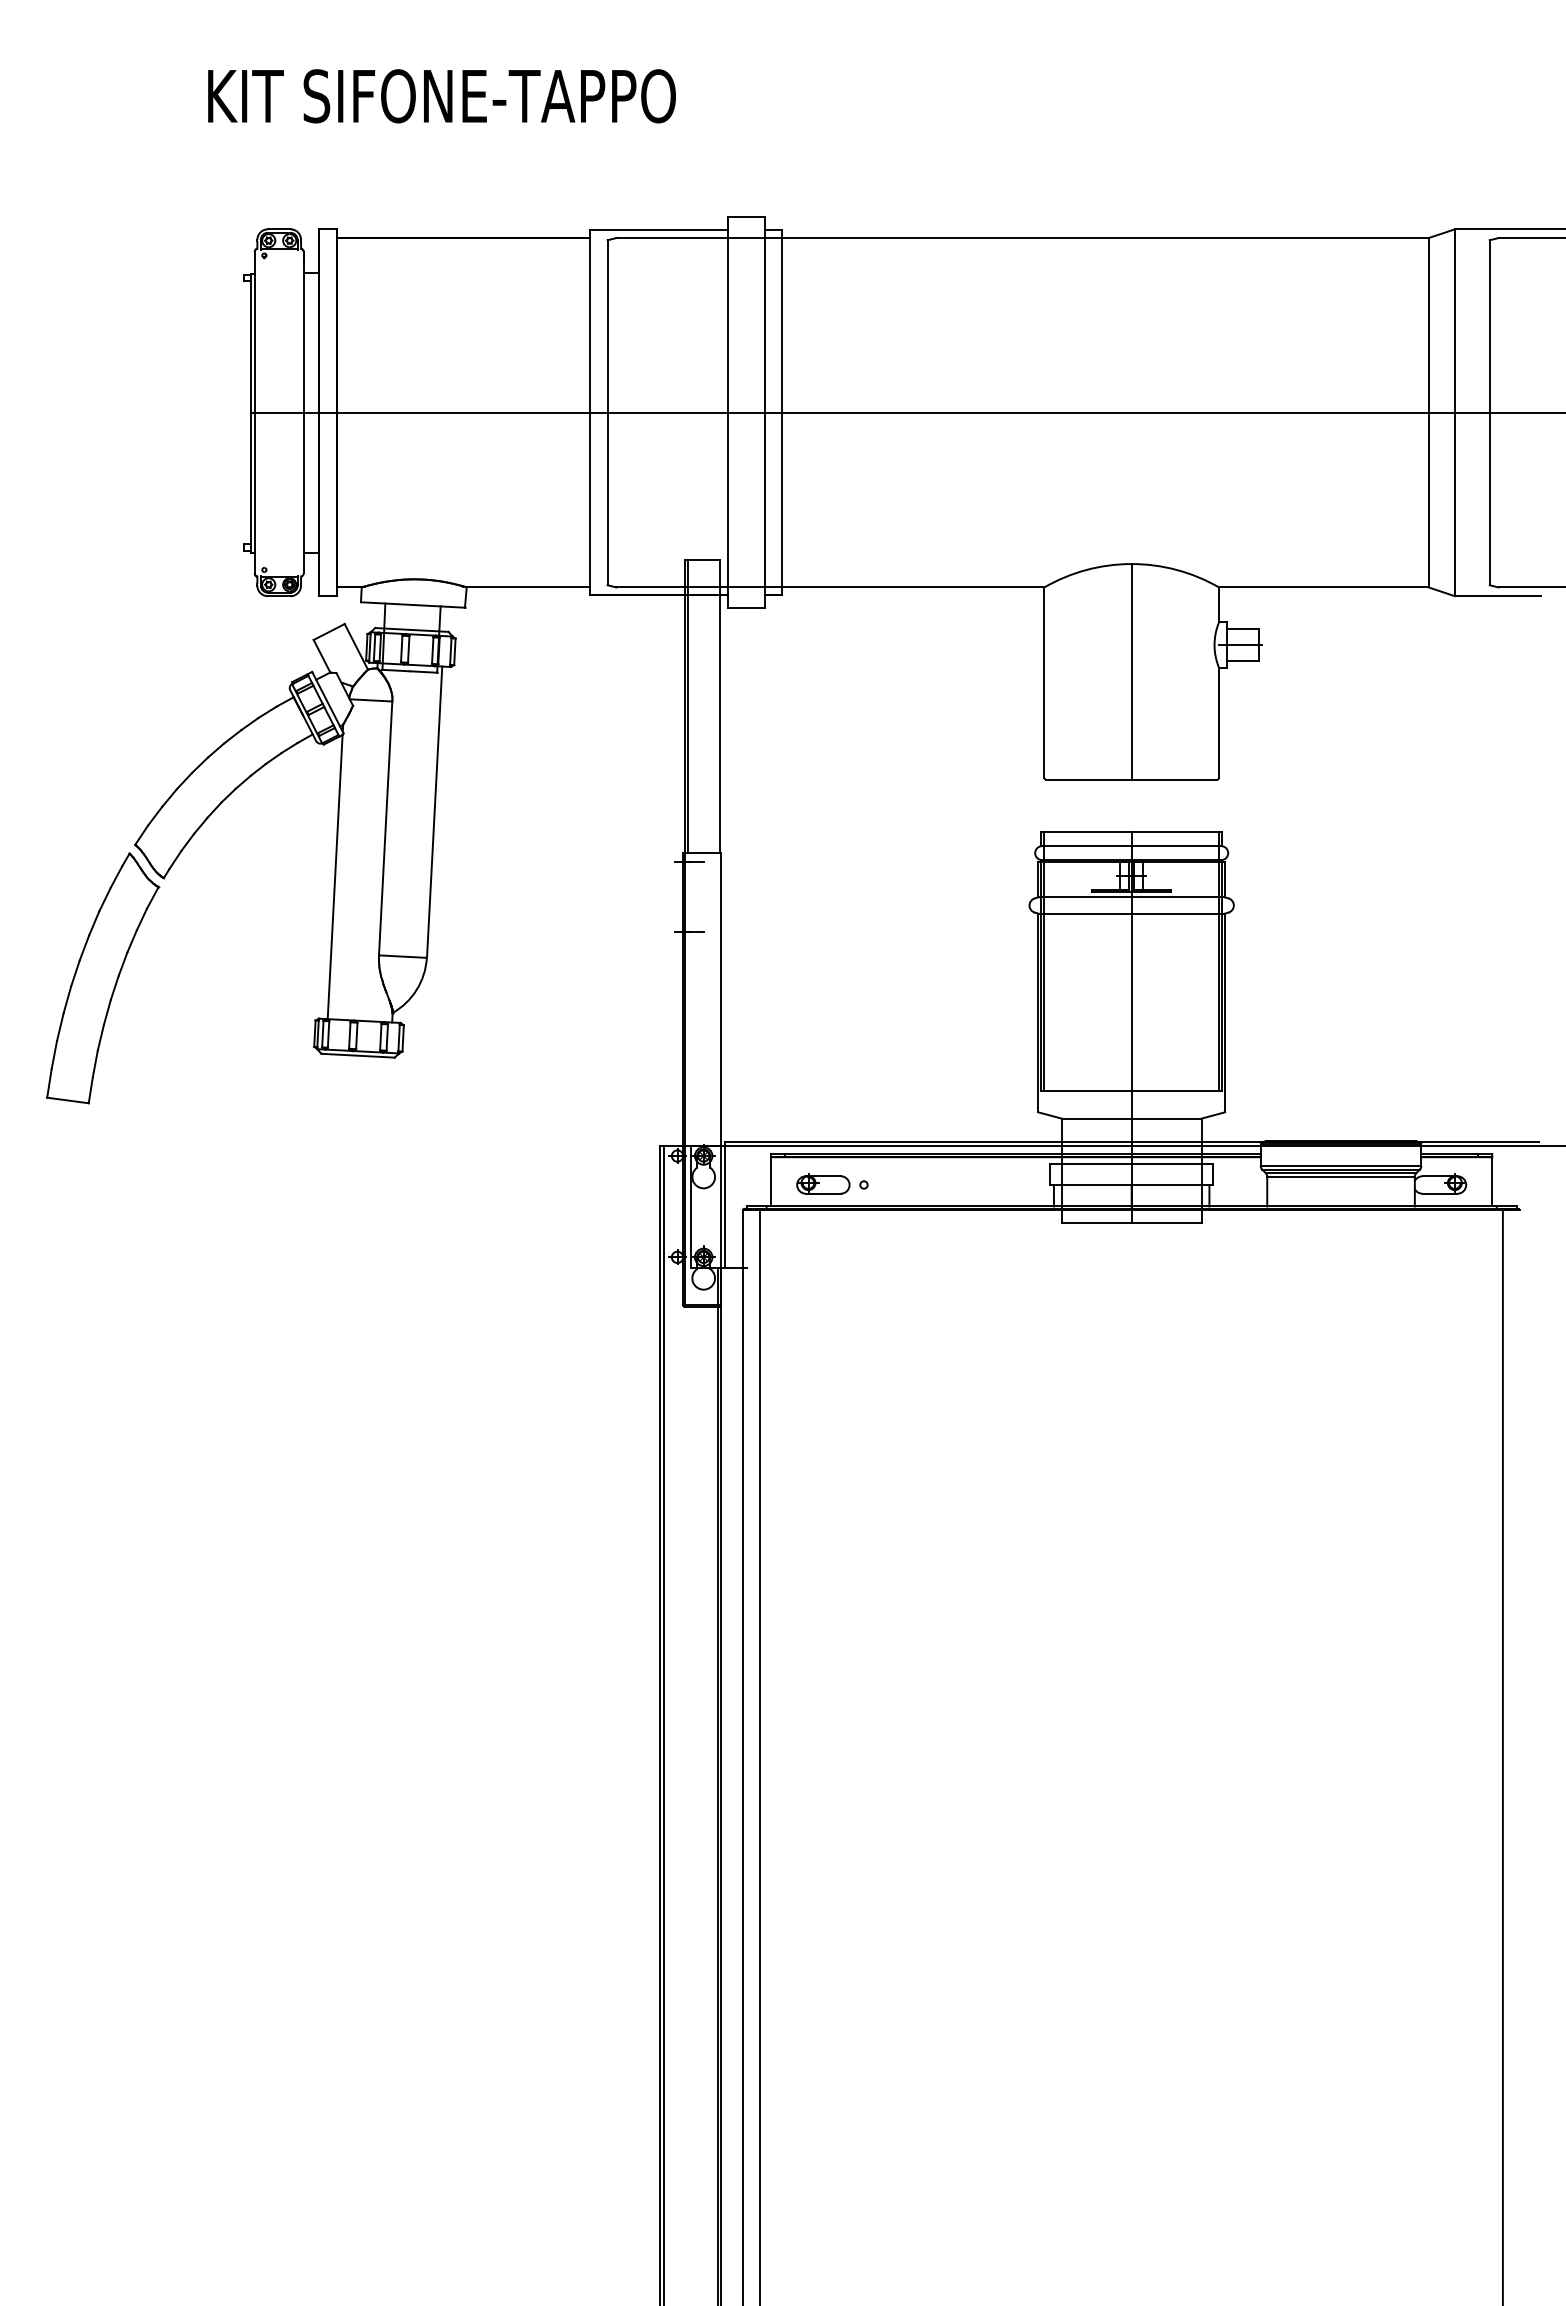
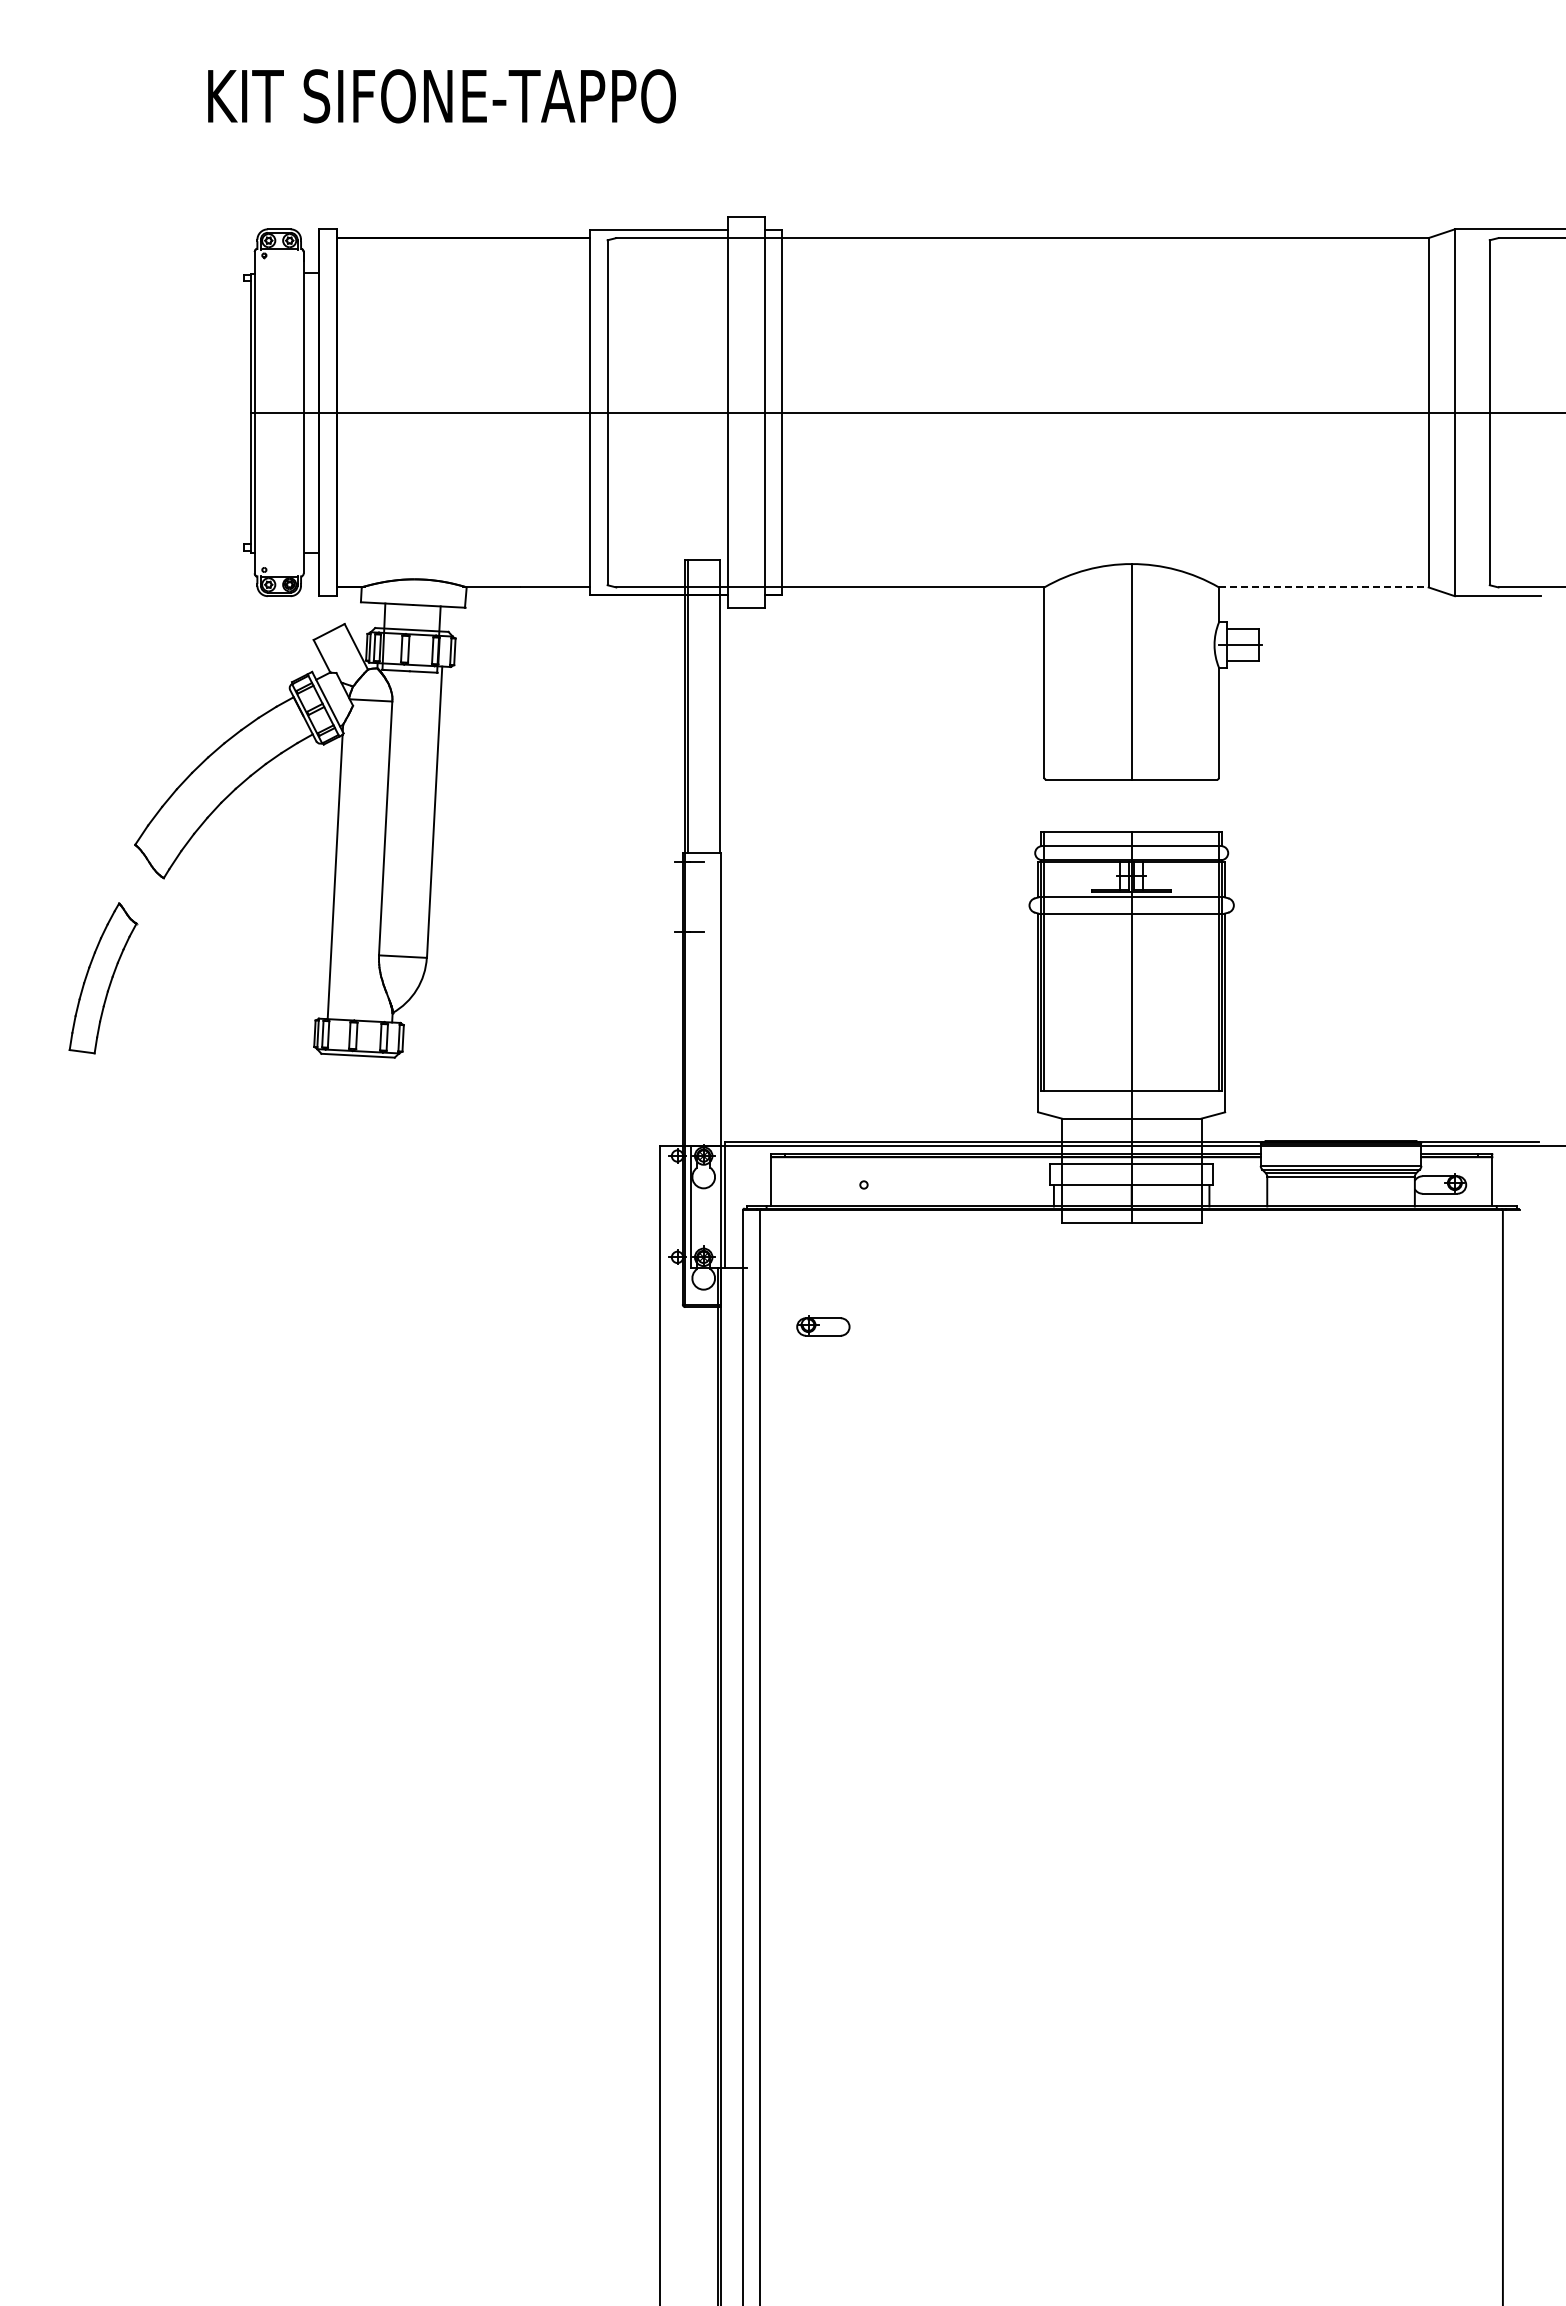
line: solid -> dashed (1323, 587)
part size: 115x253 px -> 71x153 px (103, 978)
part position: (823, 1183) -> (823, 1325) (823, 1325)
line: present -> none (663, 1723)
